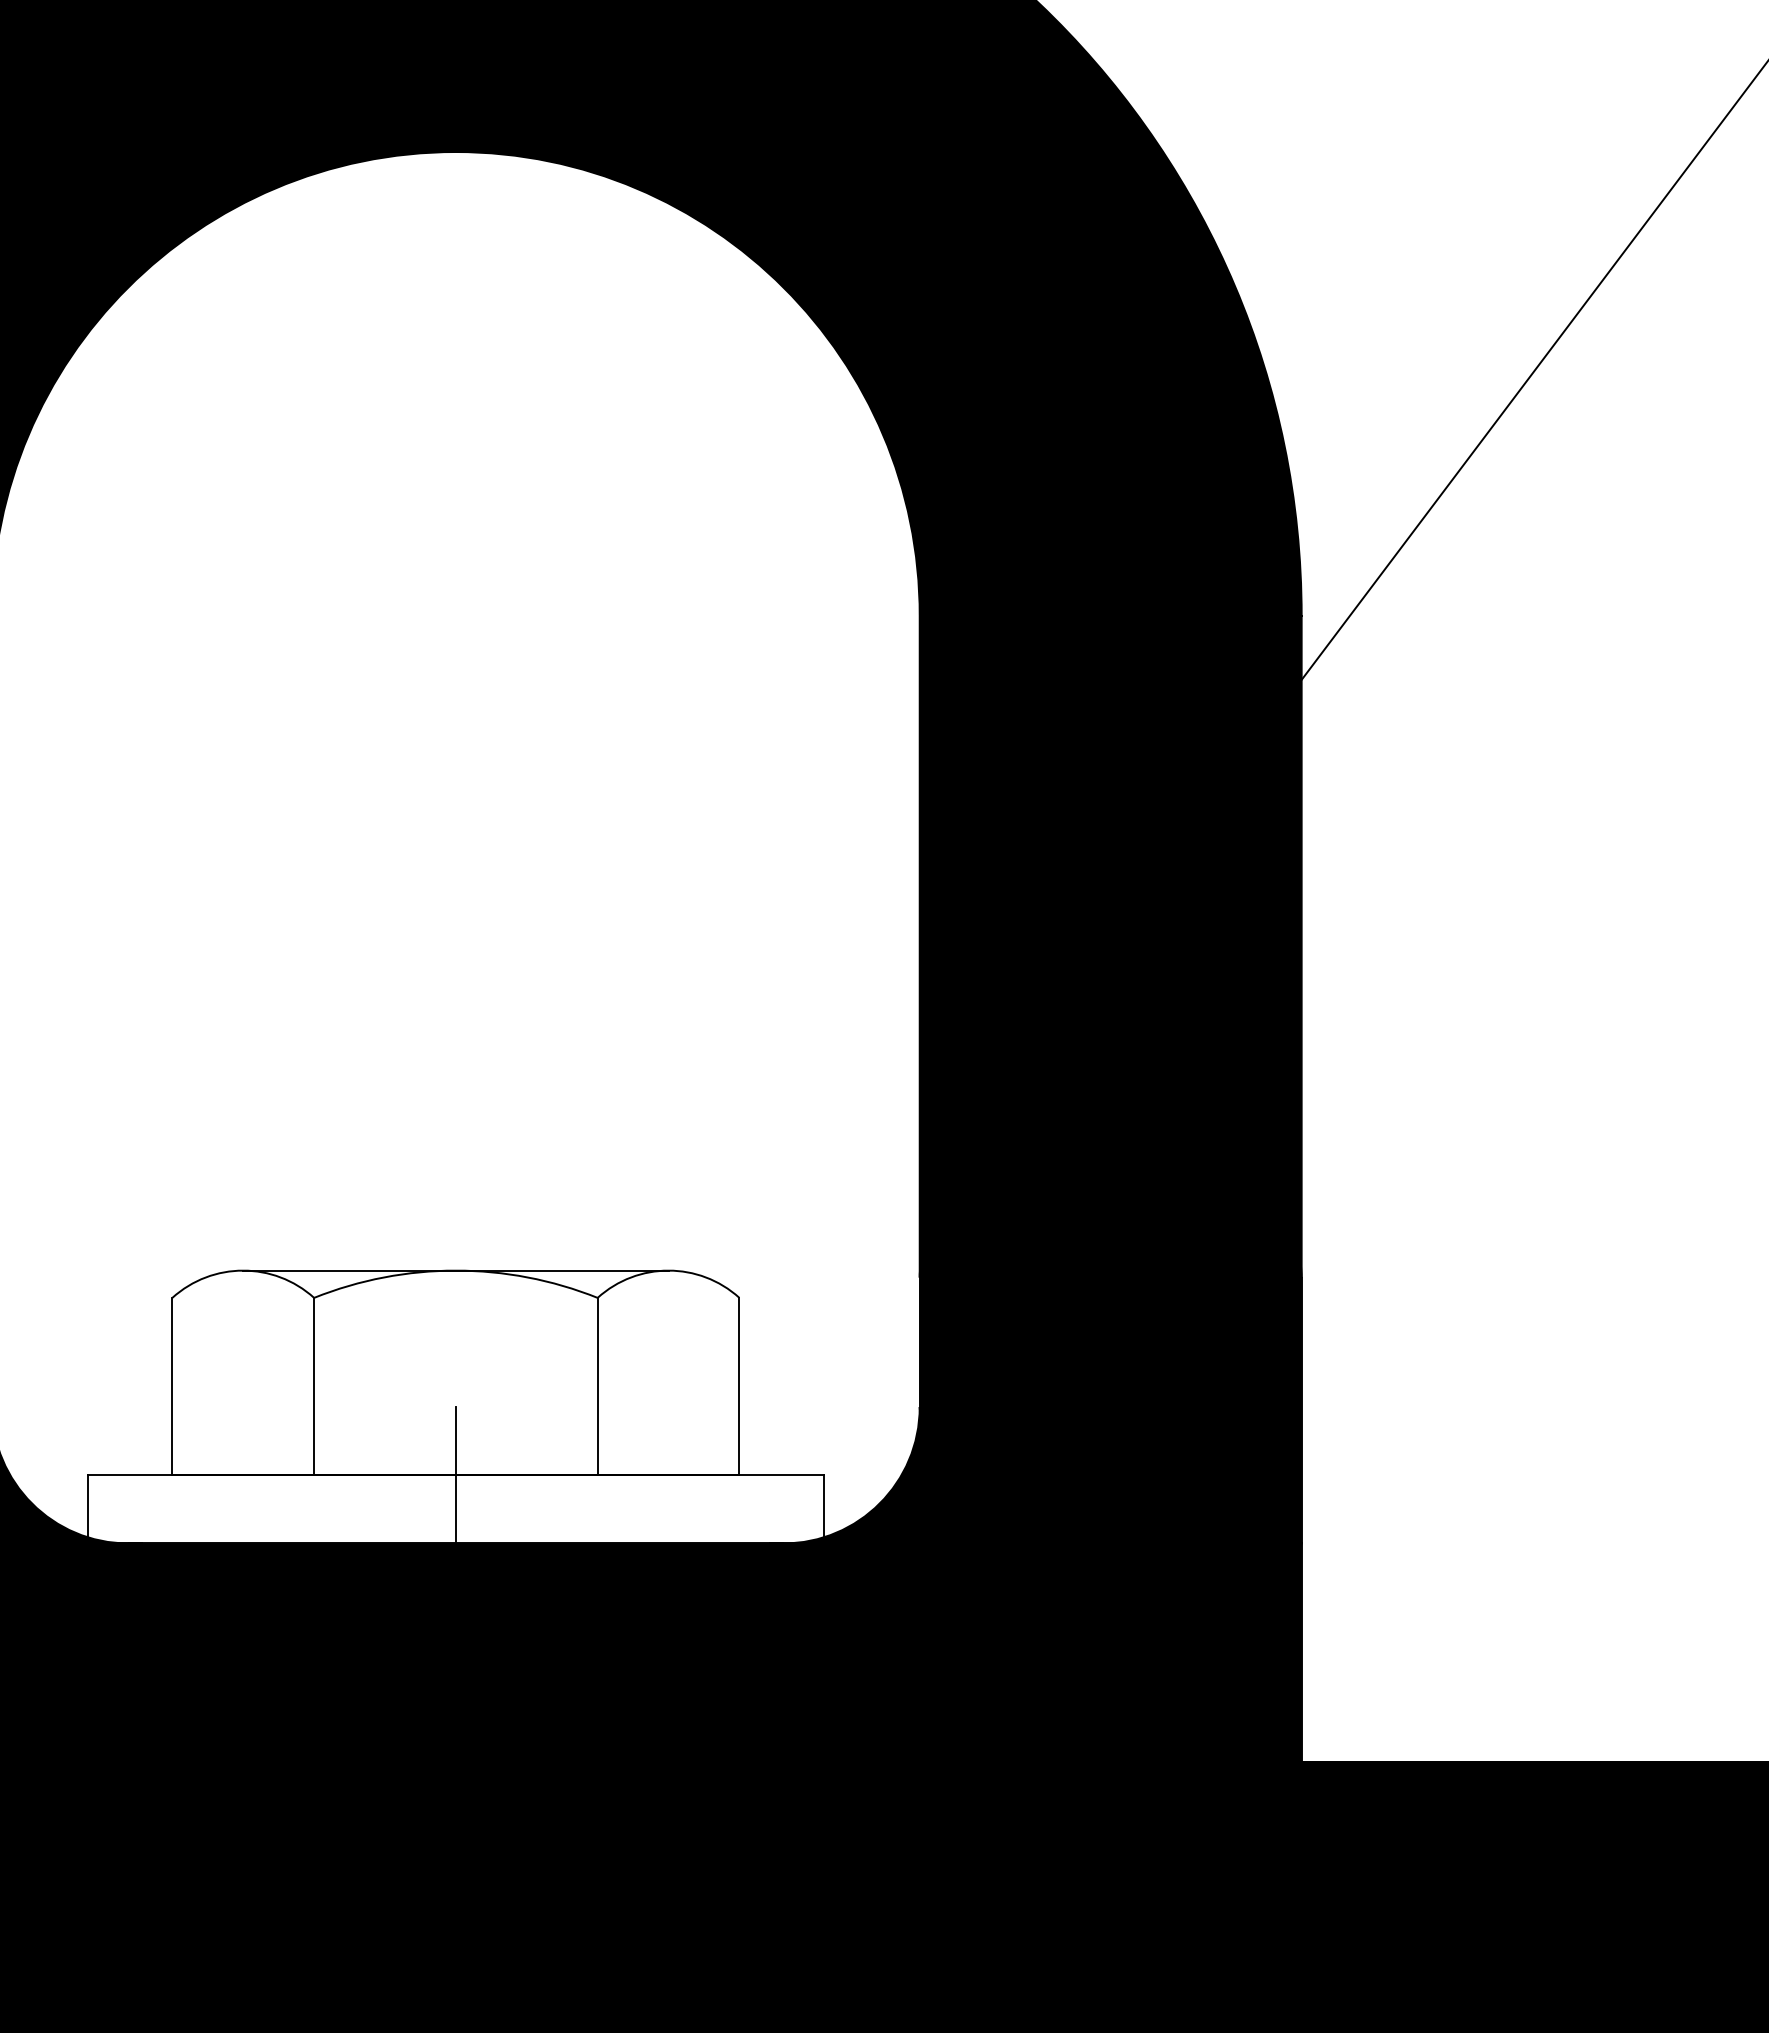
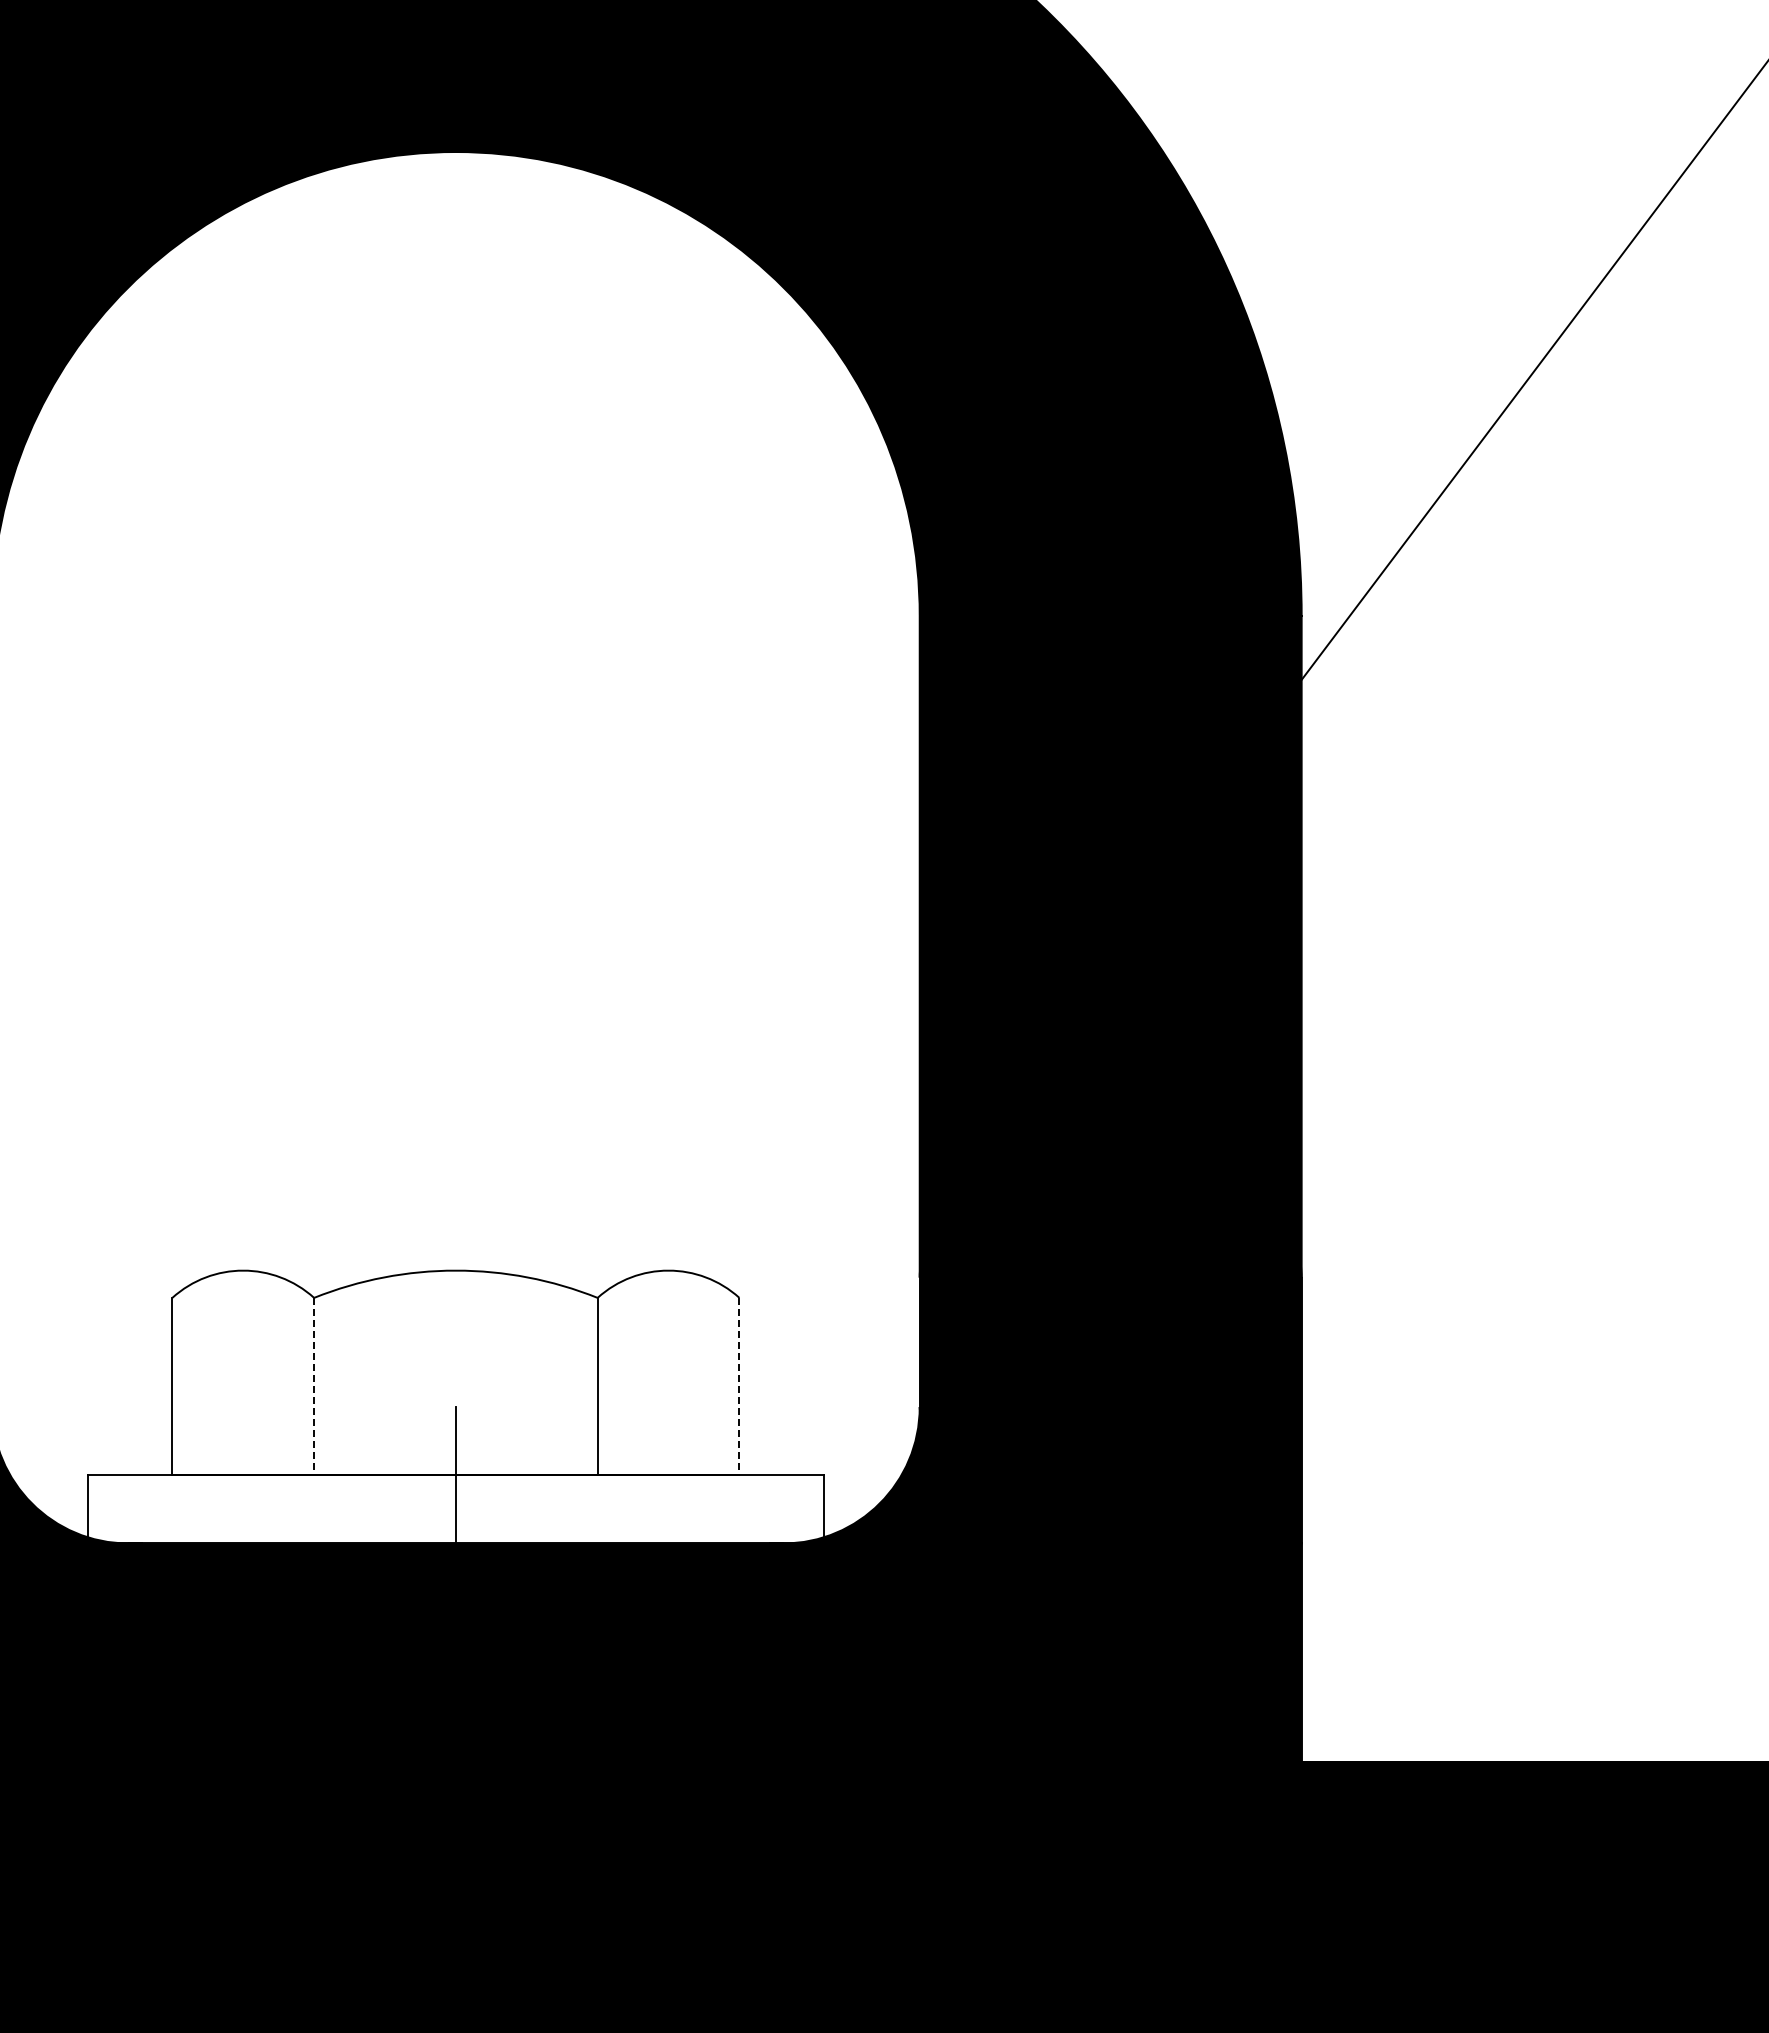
line: present -> none (455, 1270)
line: solid -> dashed (314, 1386)
line: solid -> dashed (739, 1386)
